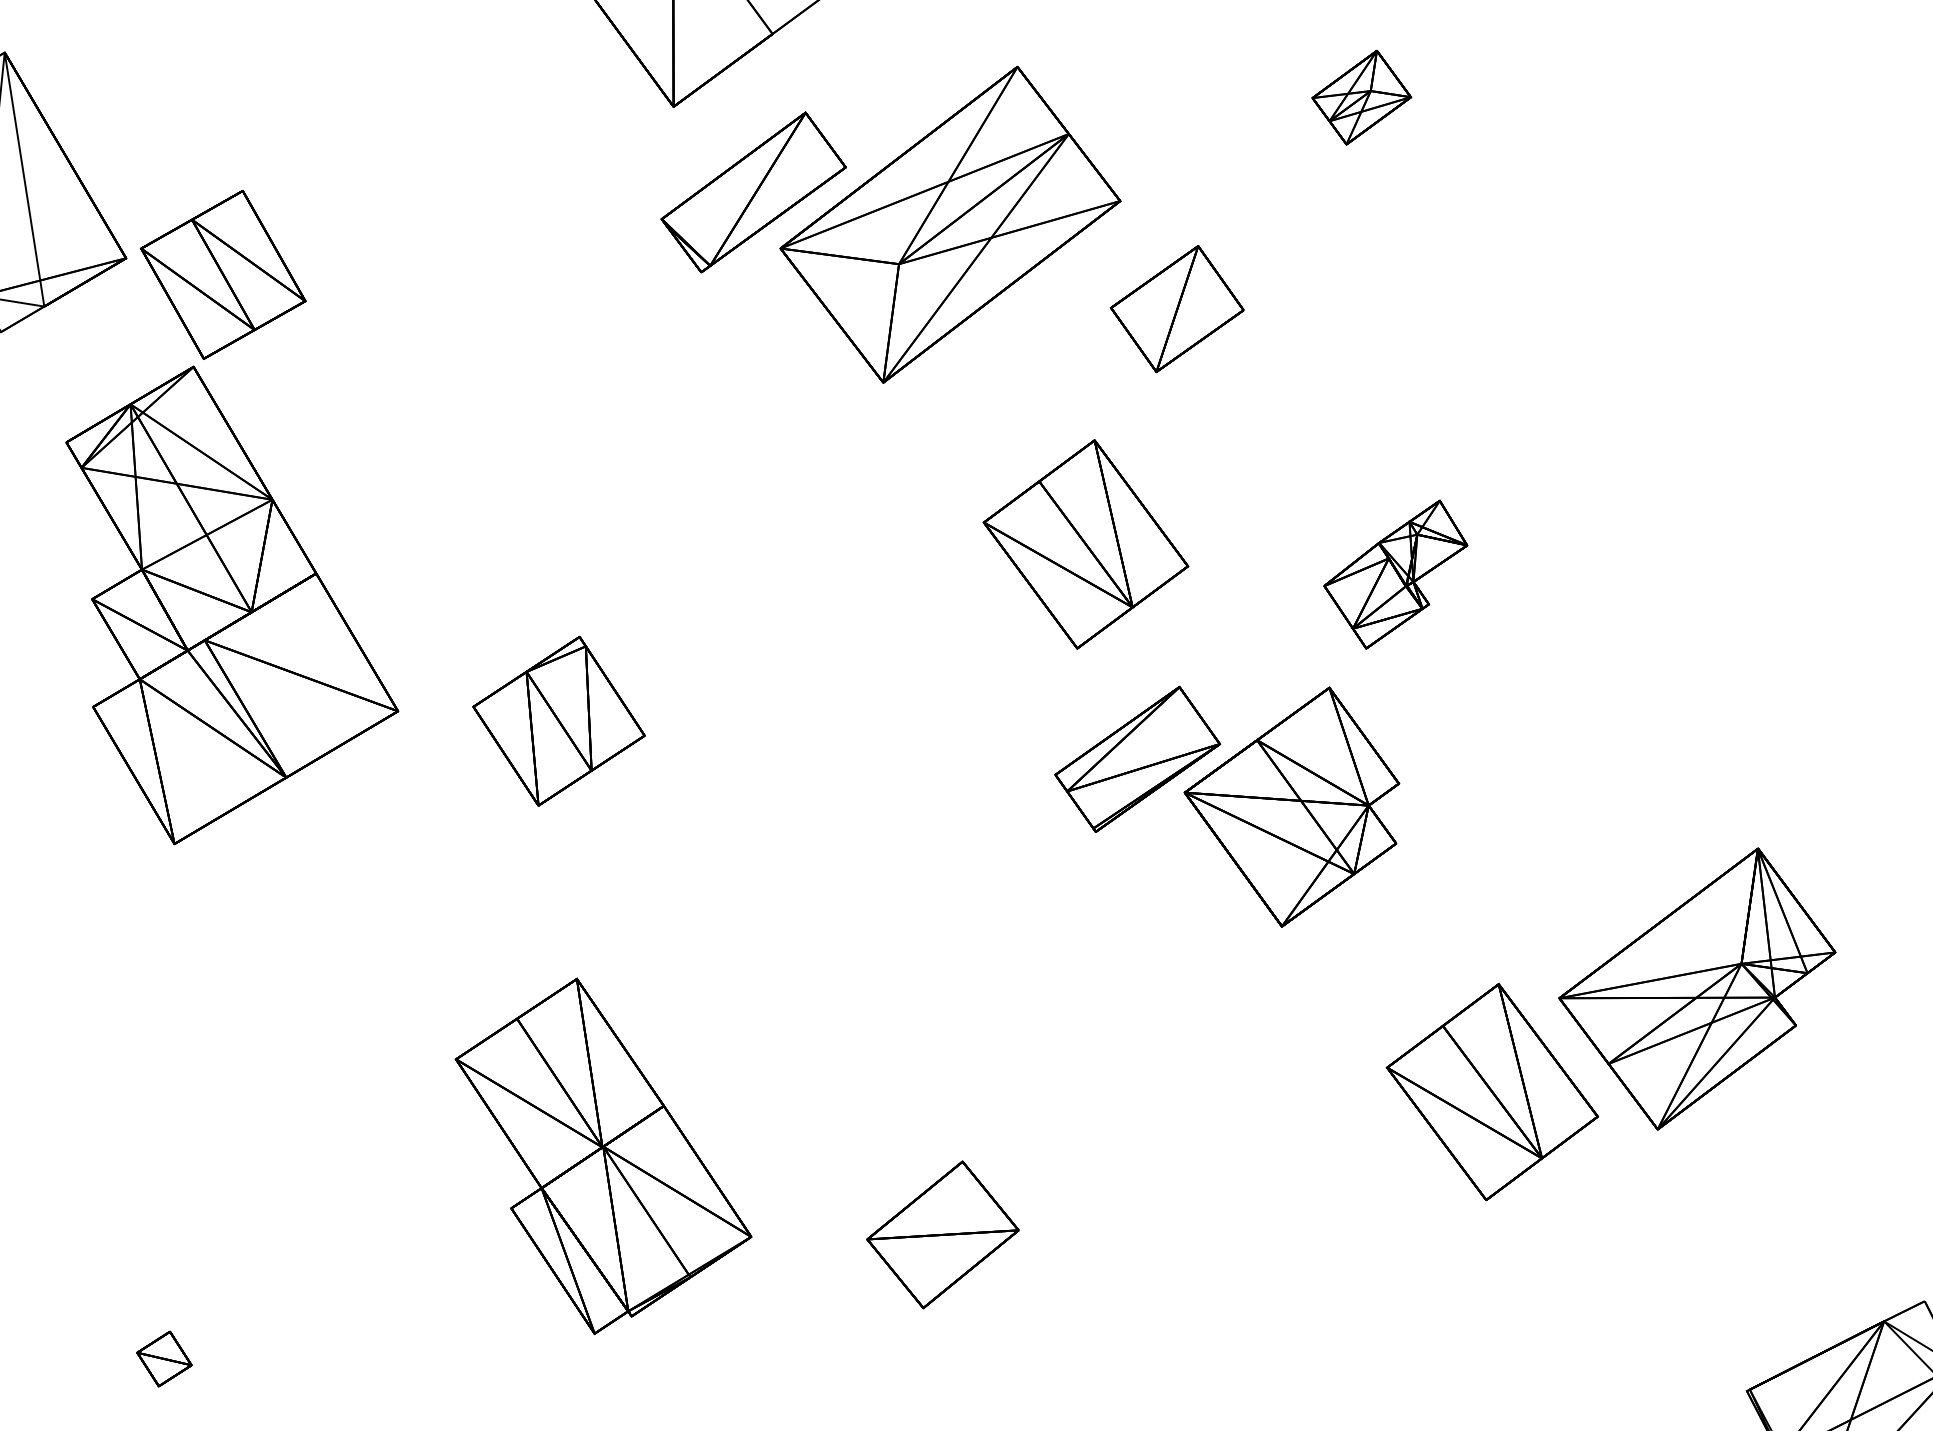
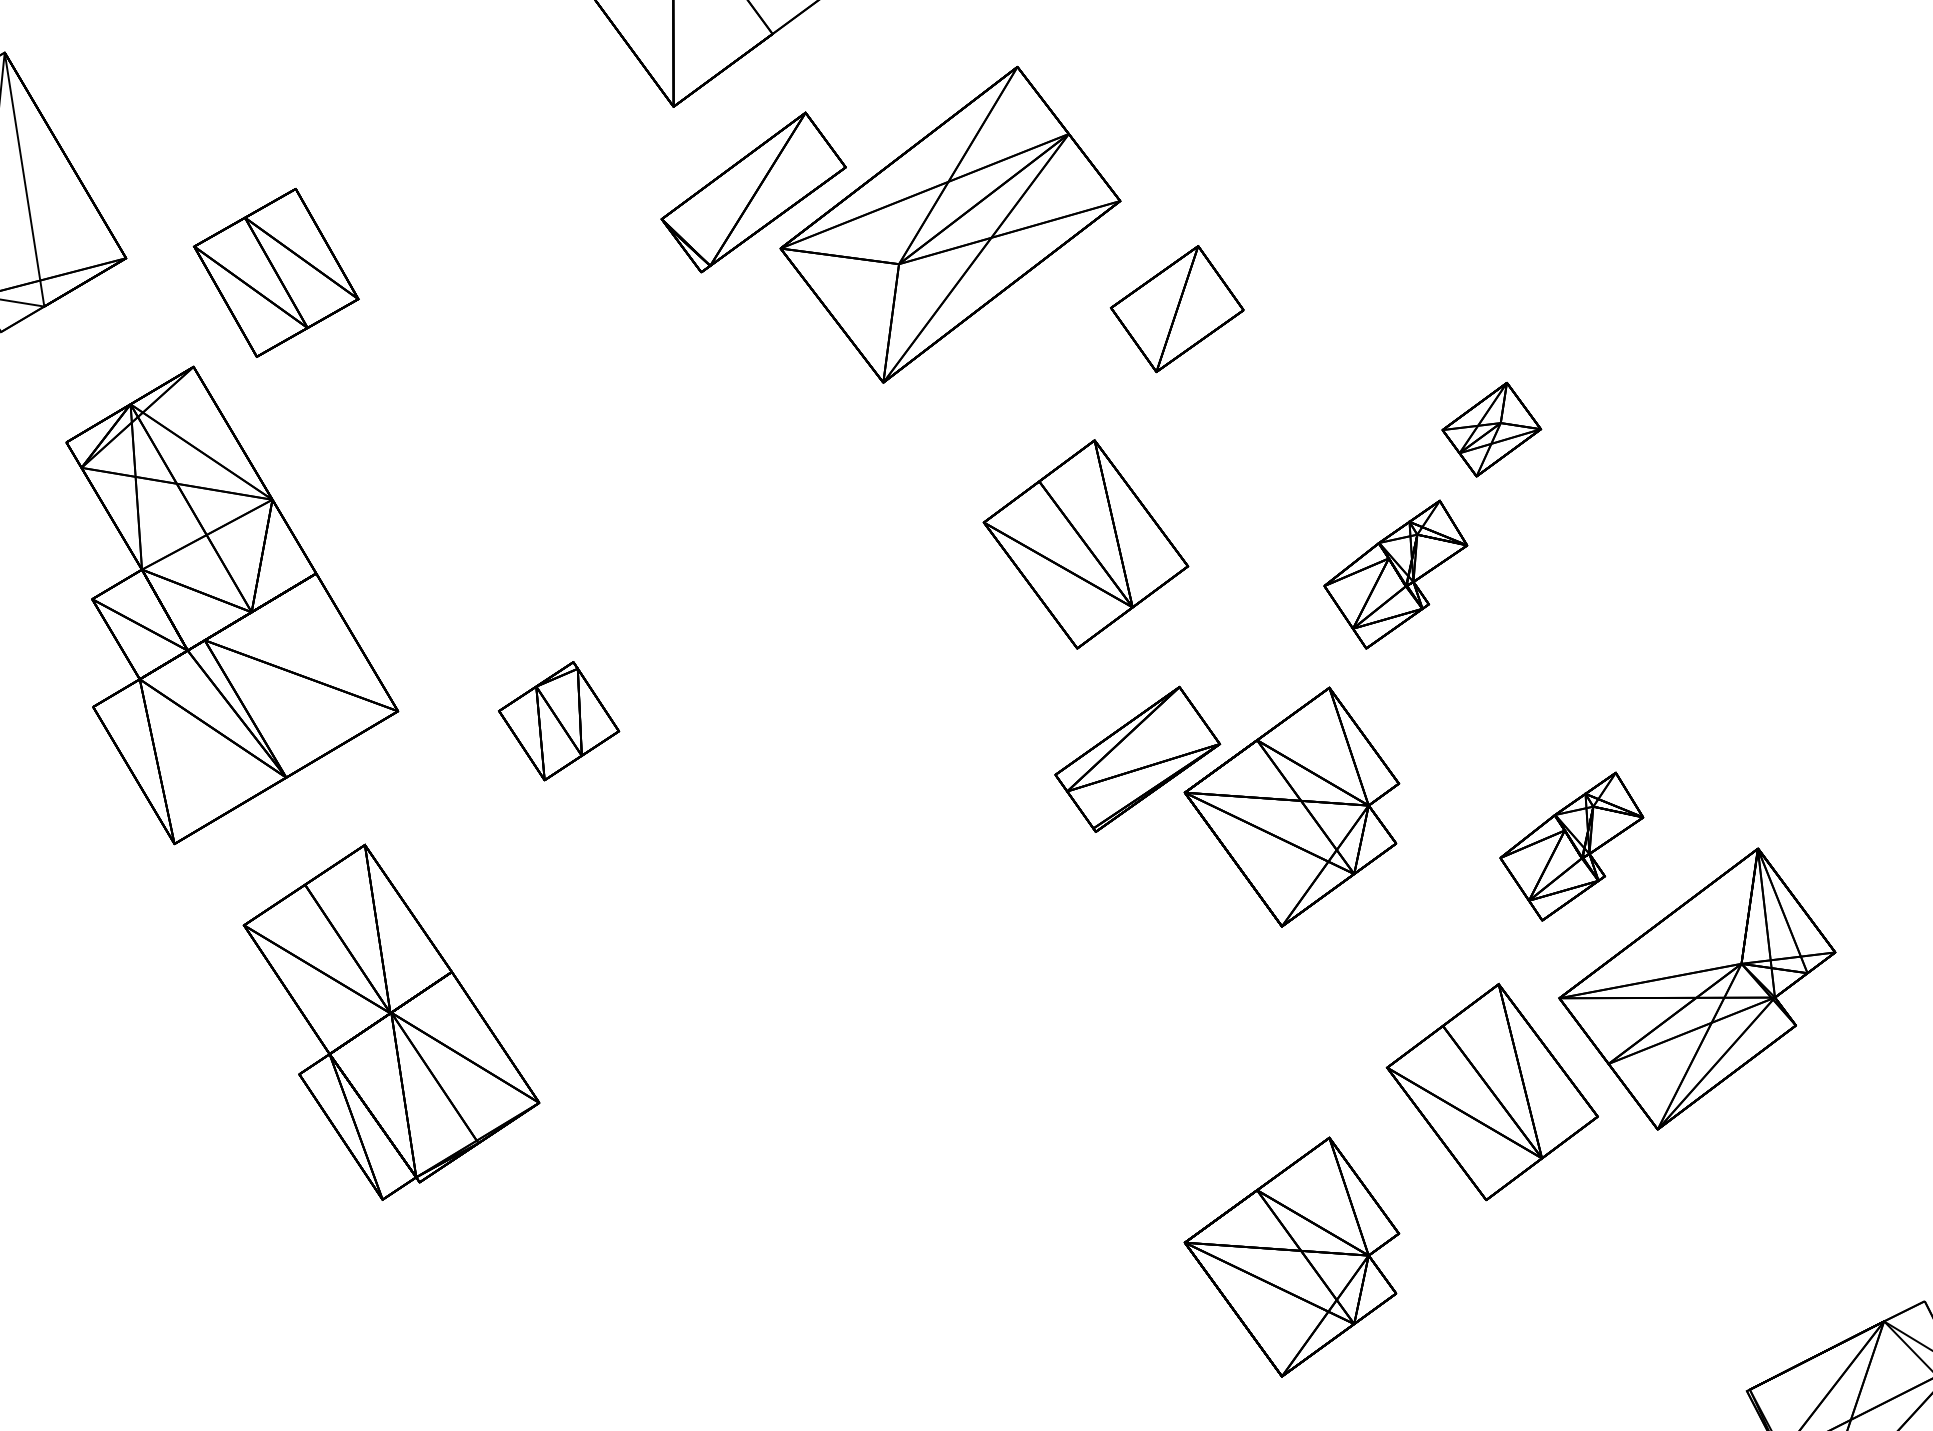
part position: (1361, 97) -> (1491, 429) (1491, 429)
part position: (222, 274) -> (275, 272) (275, 272)
part size: 174x172 px -> 123x121 px (559, 721)
part: none -> present (1571, 846)
part position: (603, 1155) -> (391, 1021) (391, 1021)
part: present -> none (942, 1234)
part: none -> present (1291, 1256)
part: present -> none (164, 1358)
